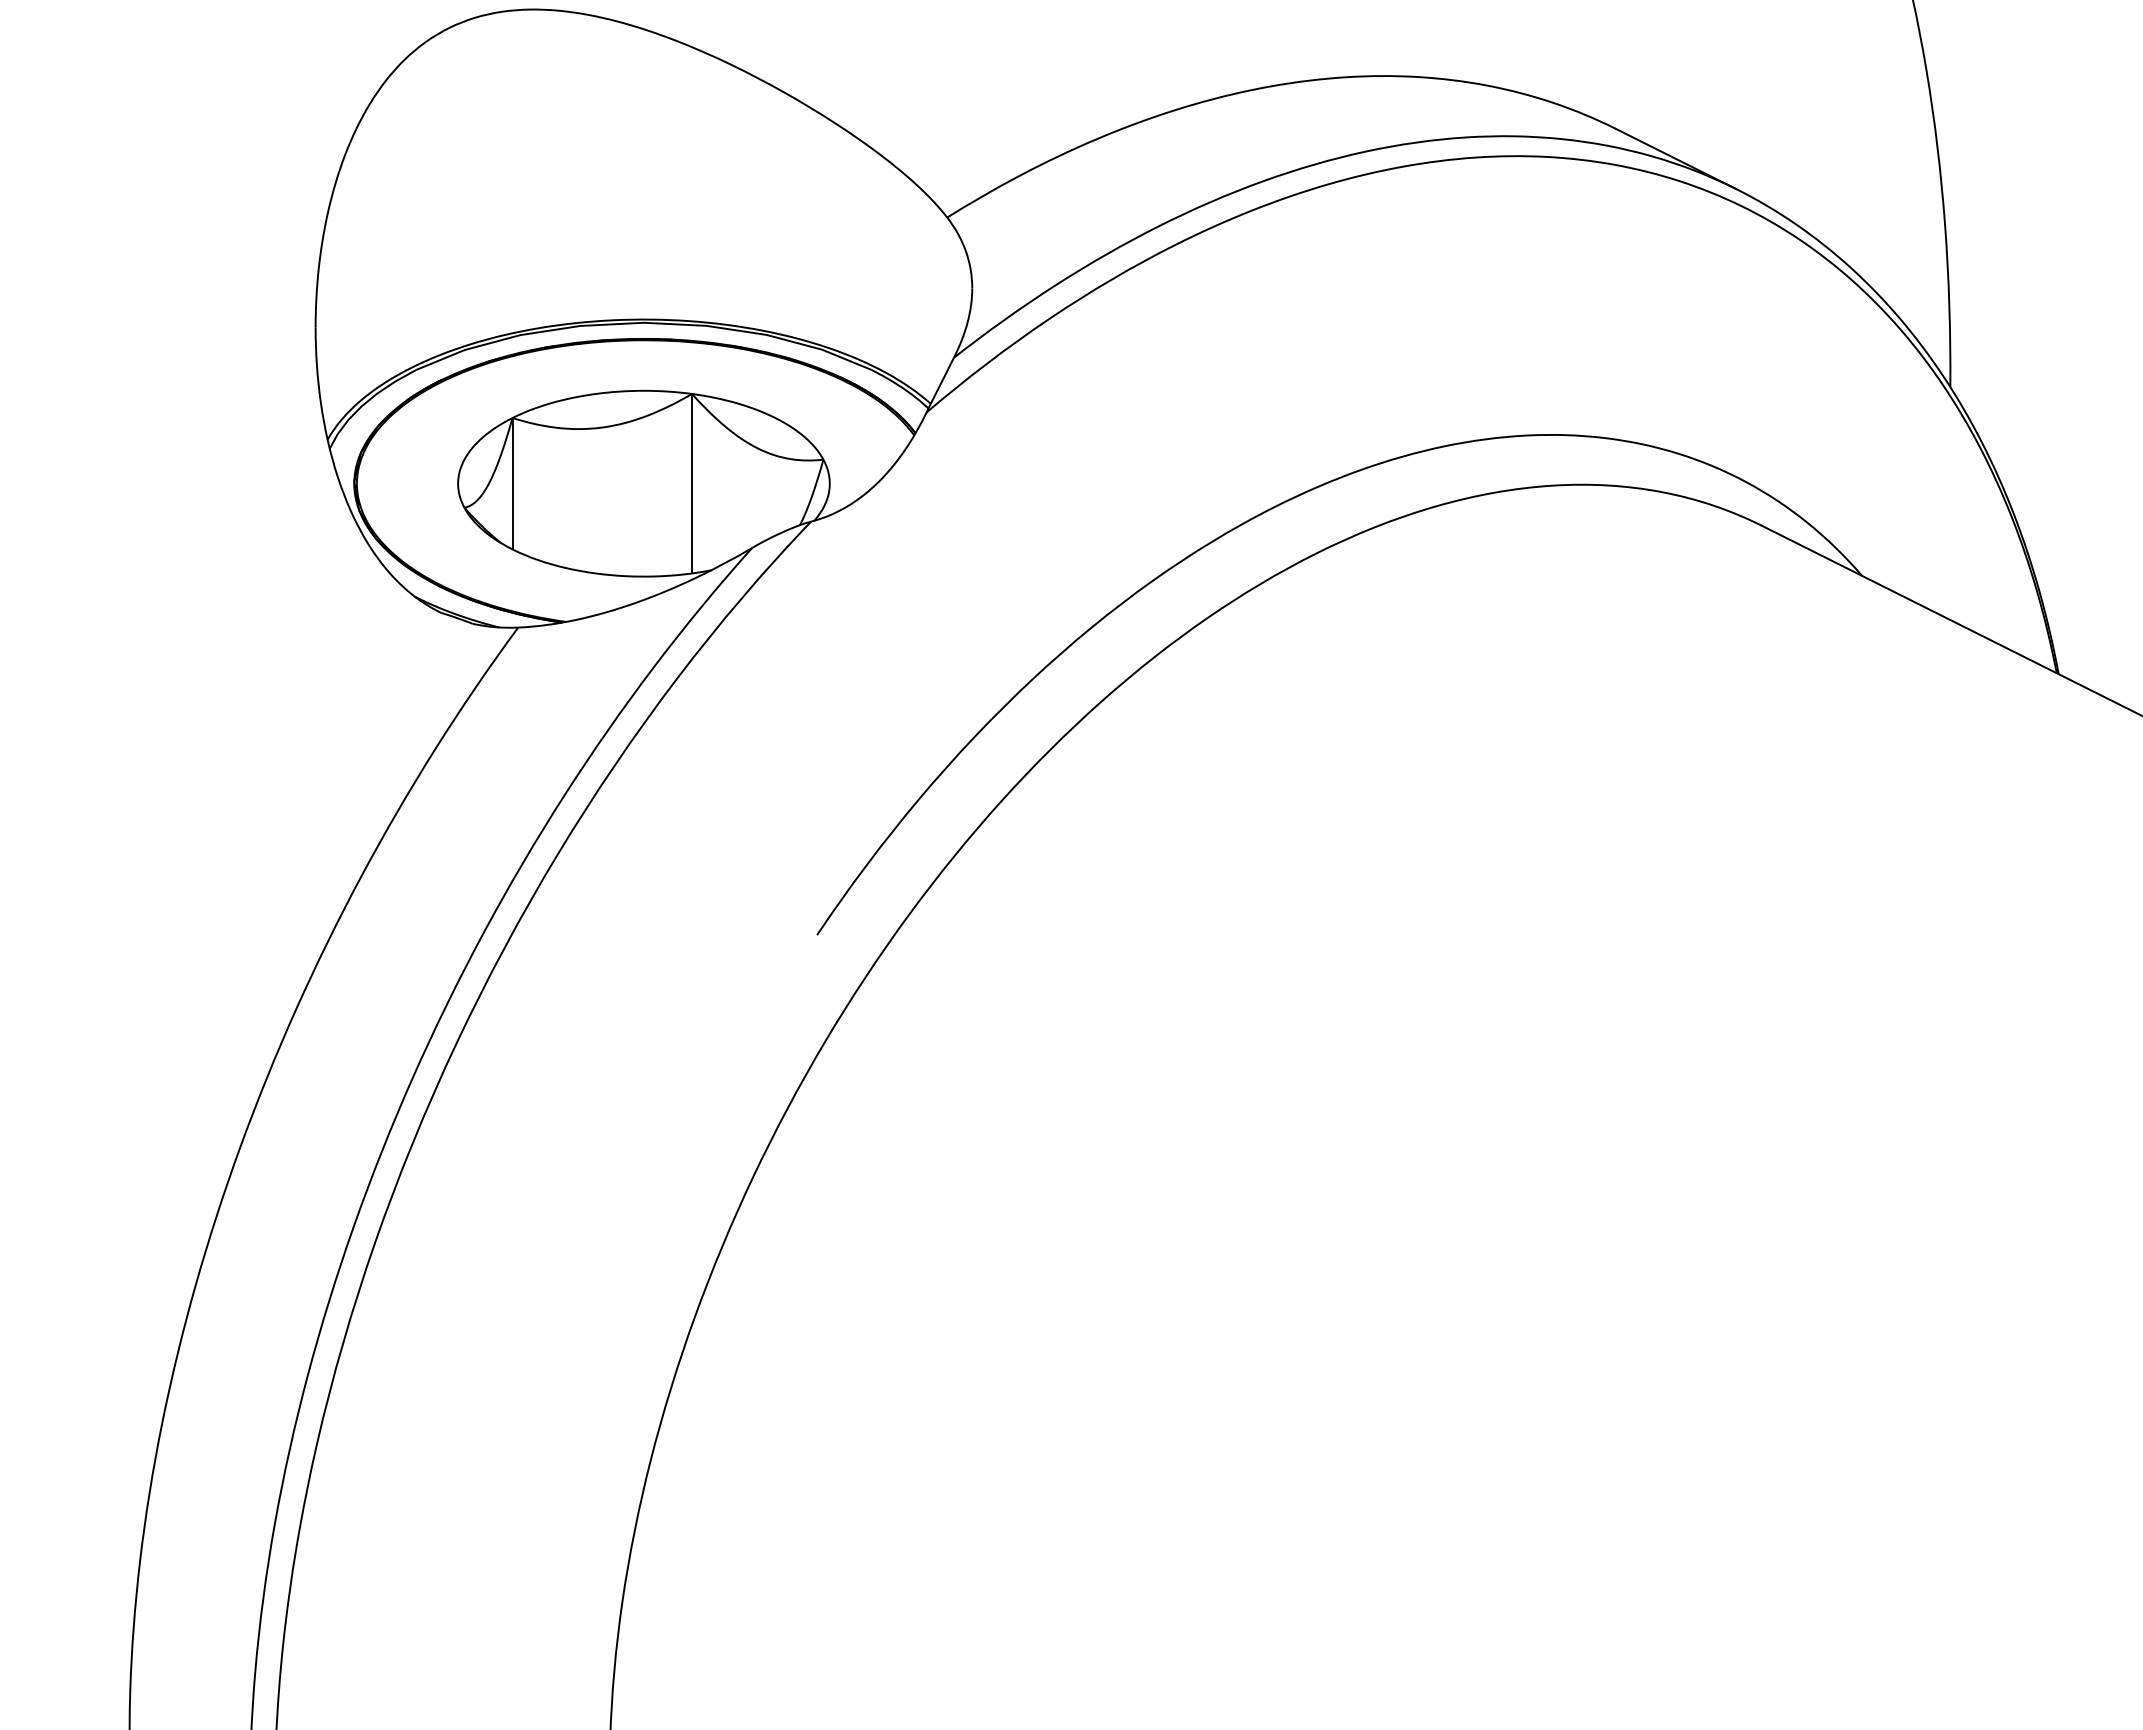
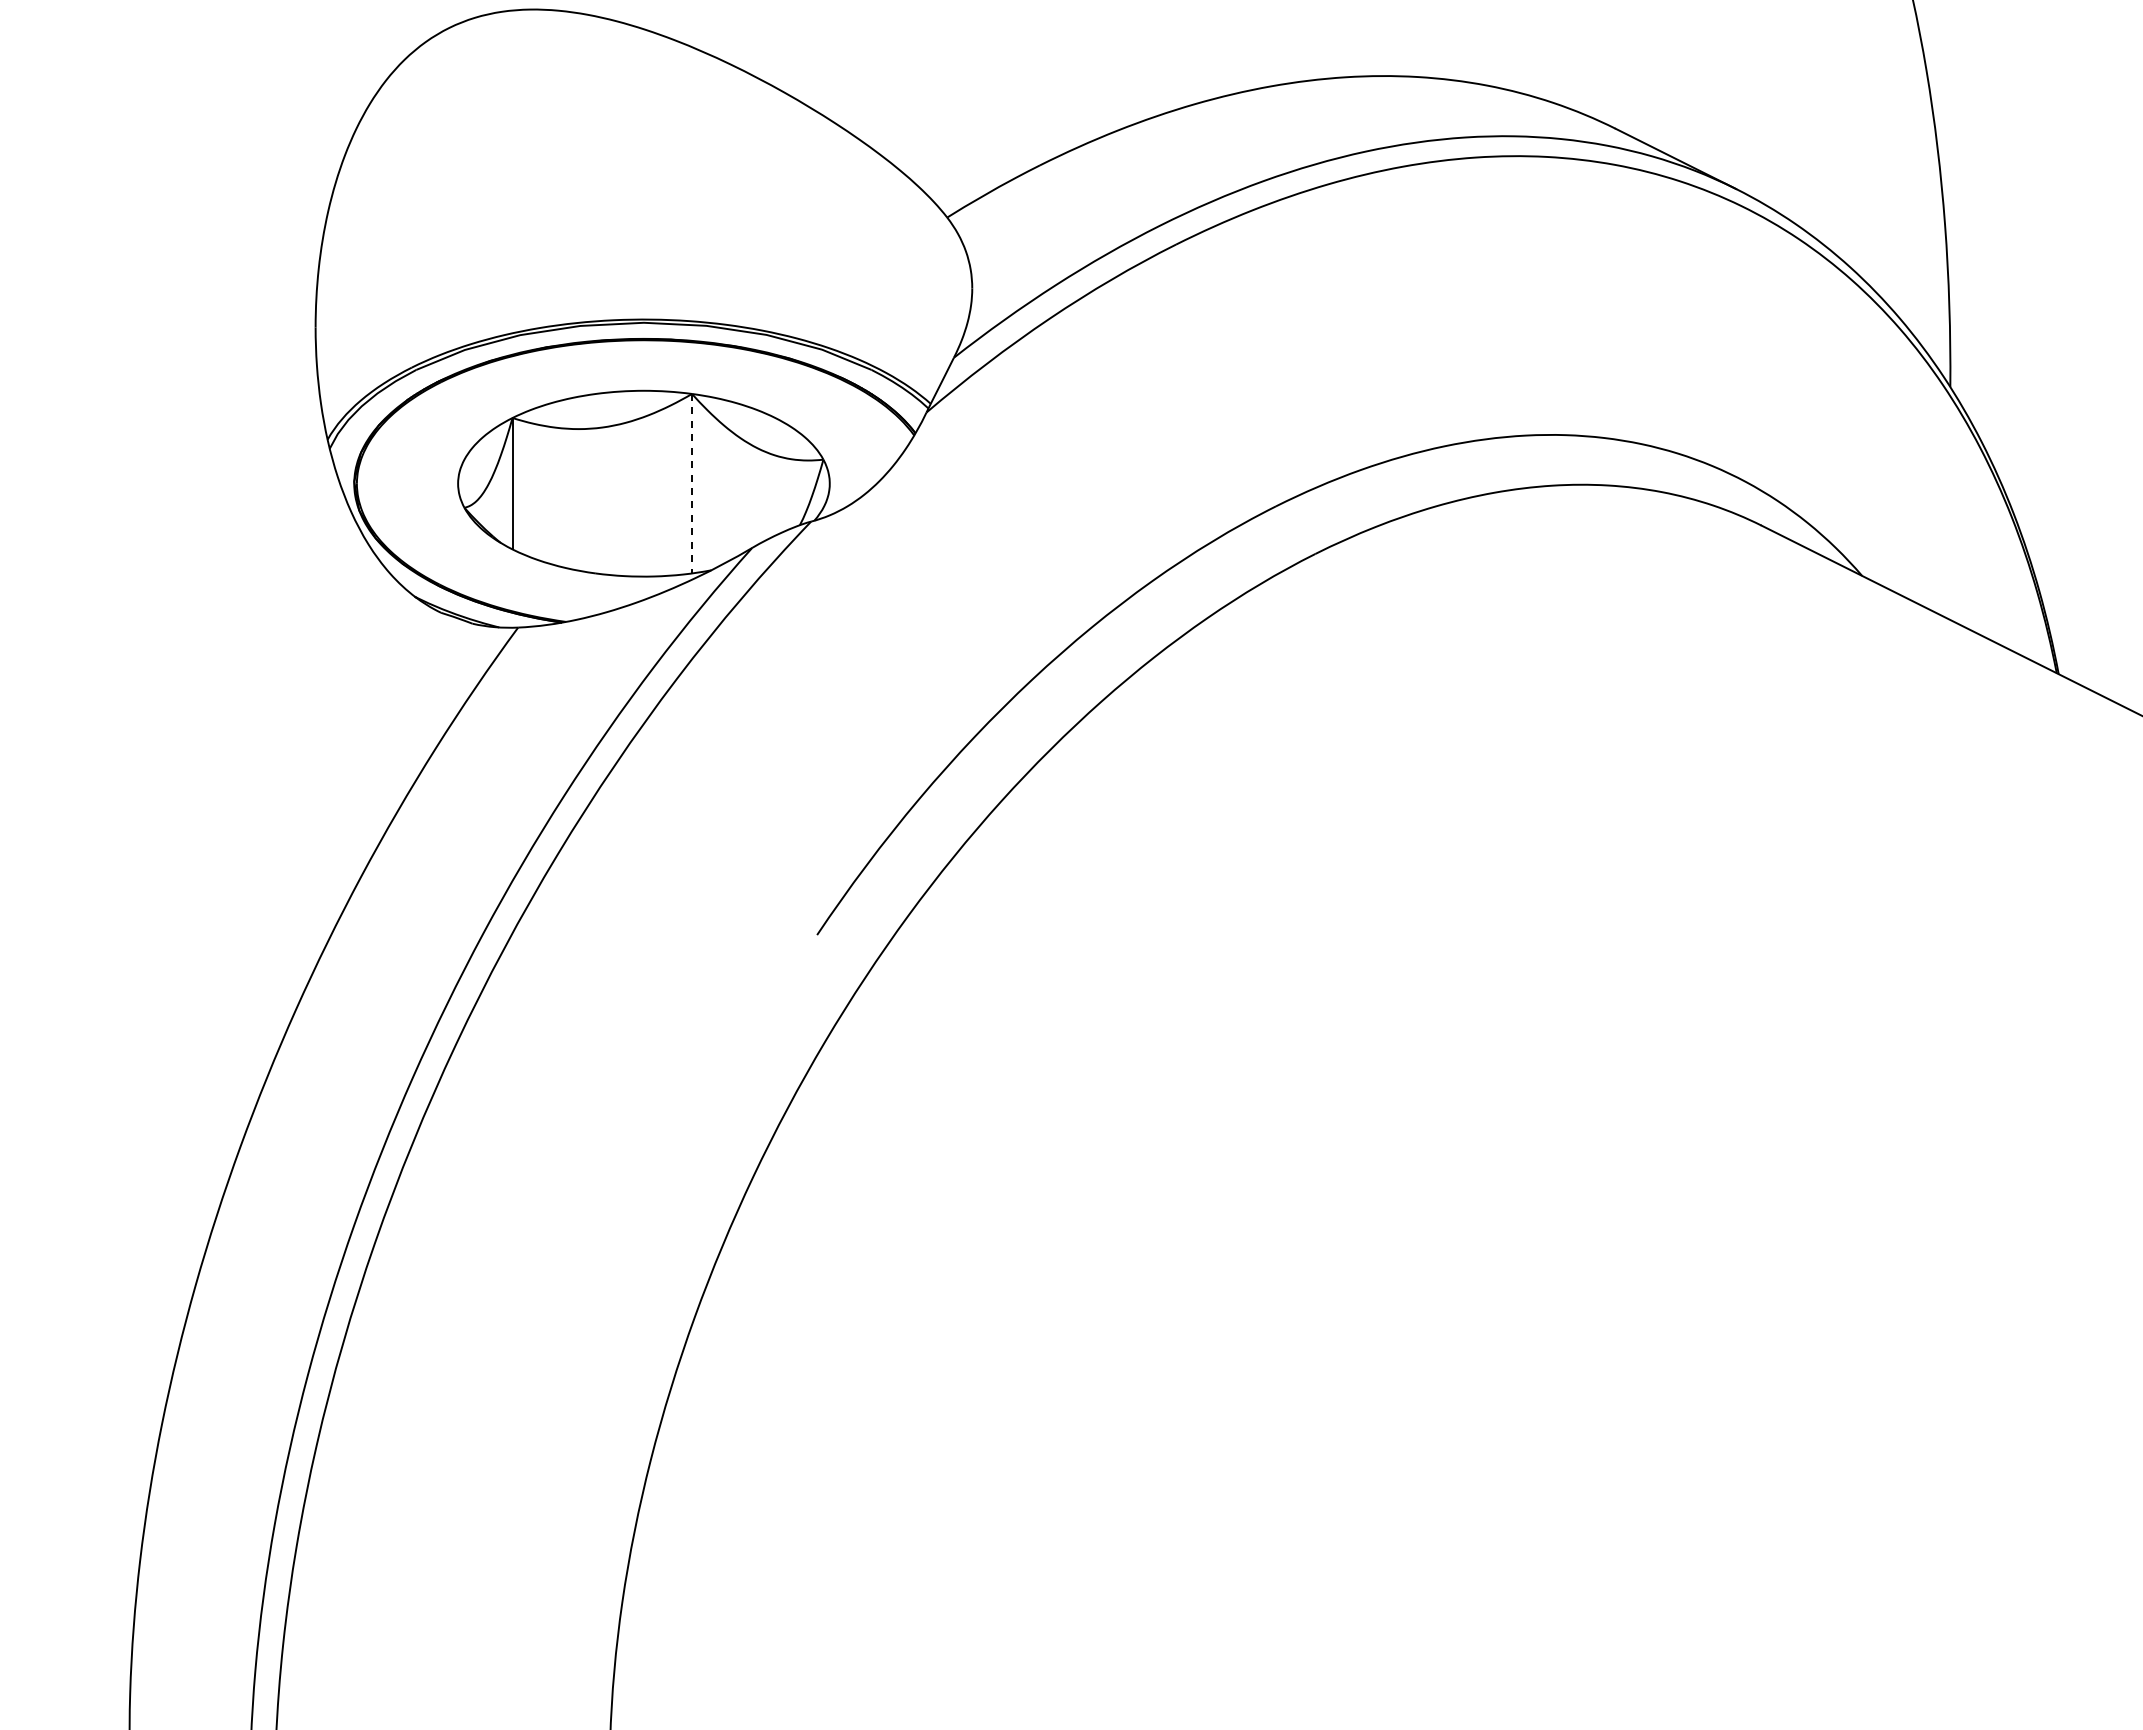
line: solid -> dashed (692, 483)
